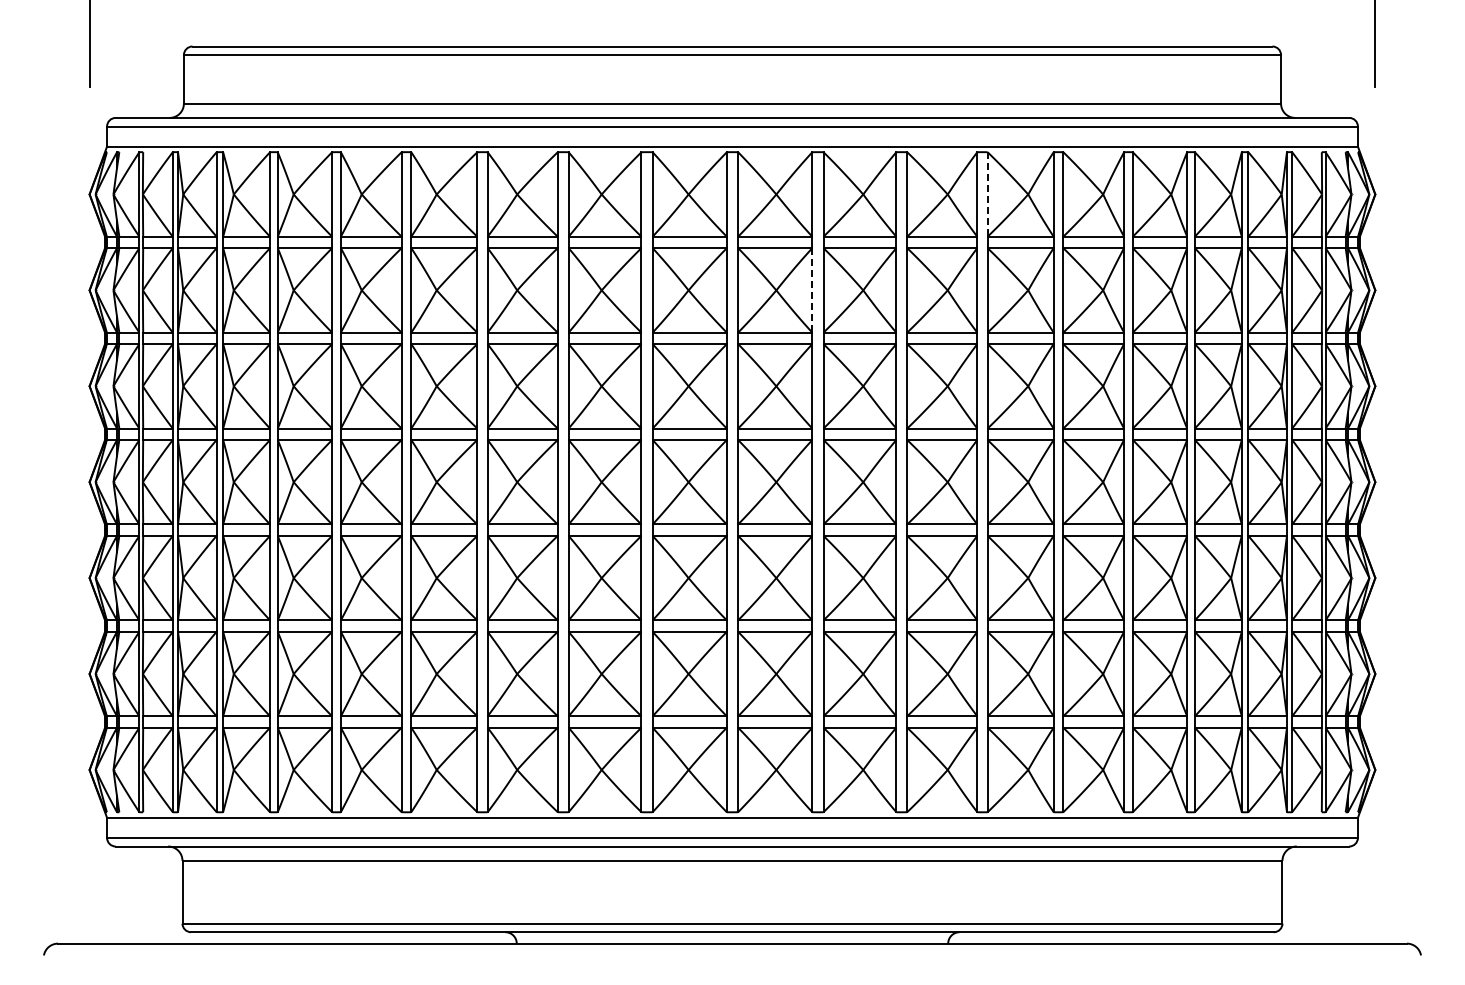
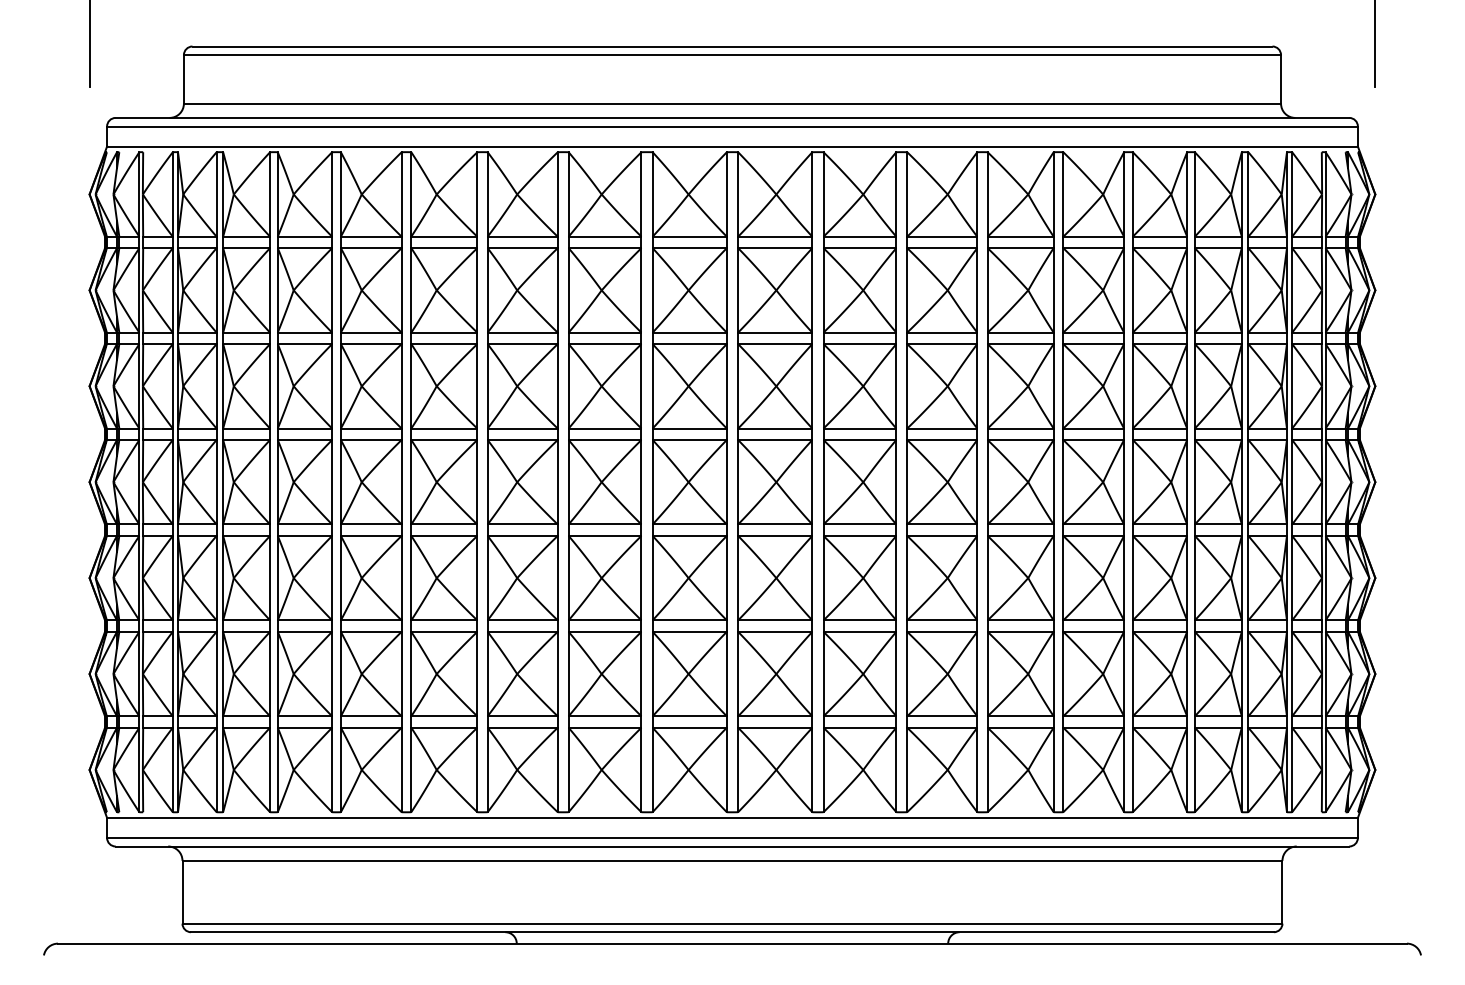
line: dashed -> solid (987, 194)
line: dashed -> solid (812, 290)
